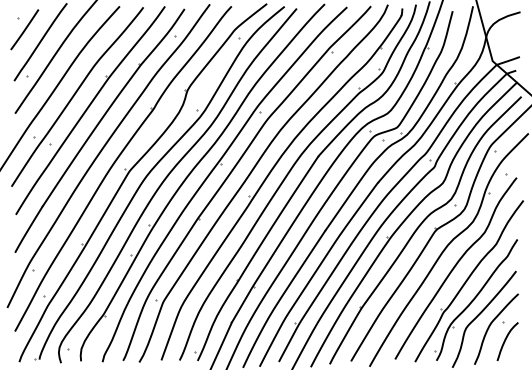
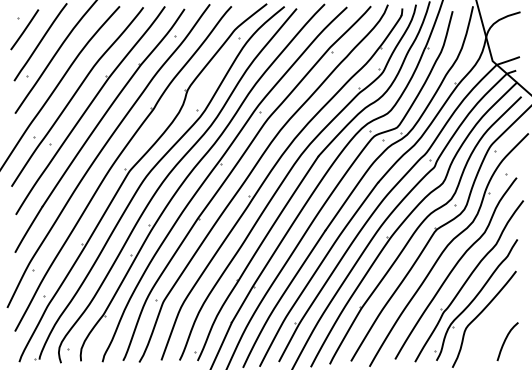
part: present -> none (490, 326)
